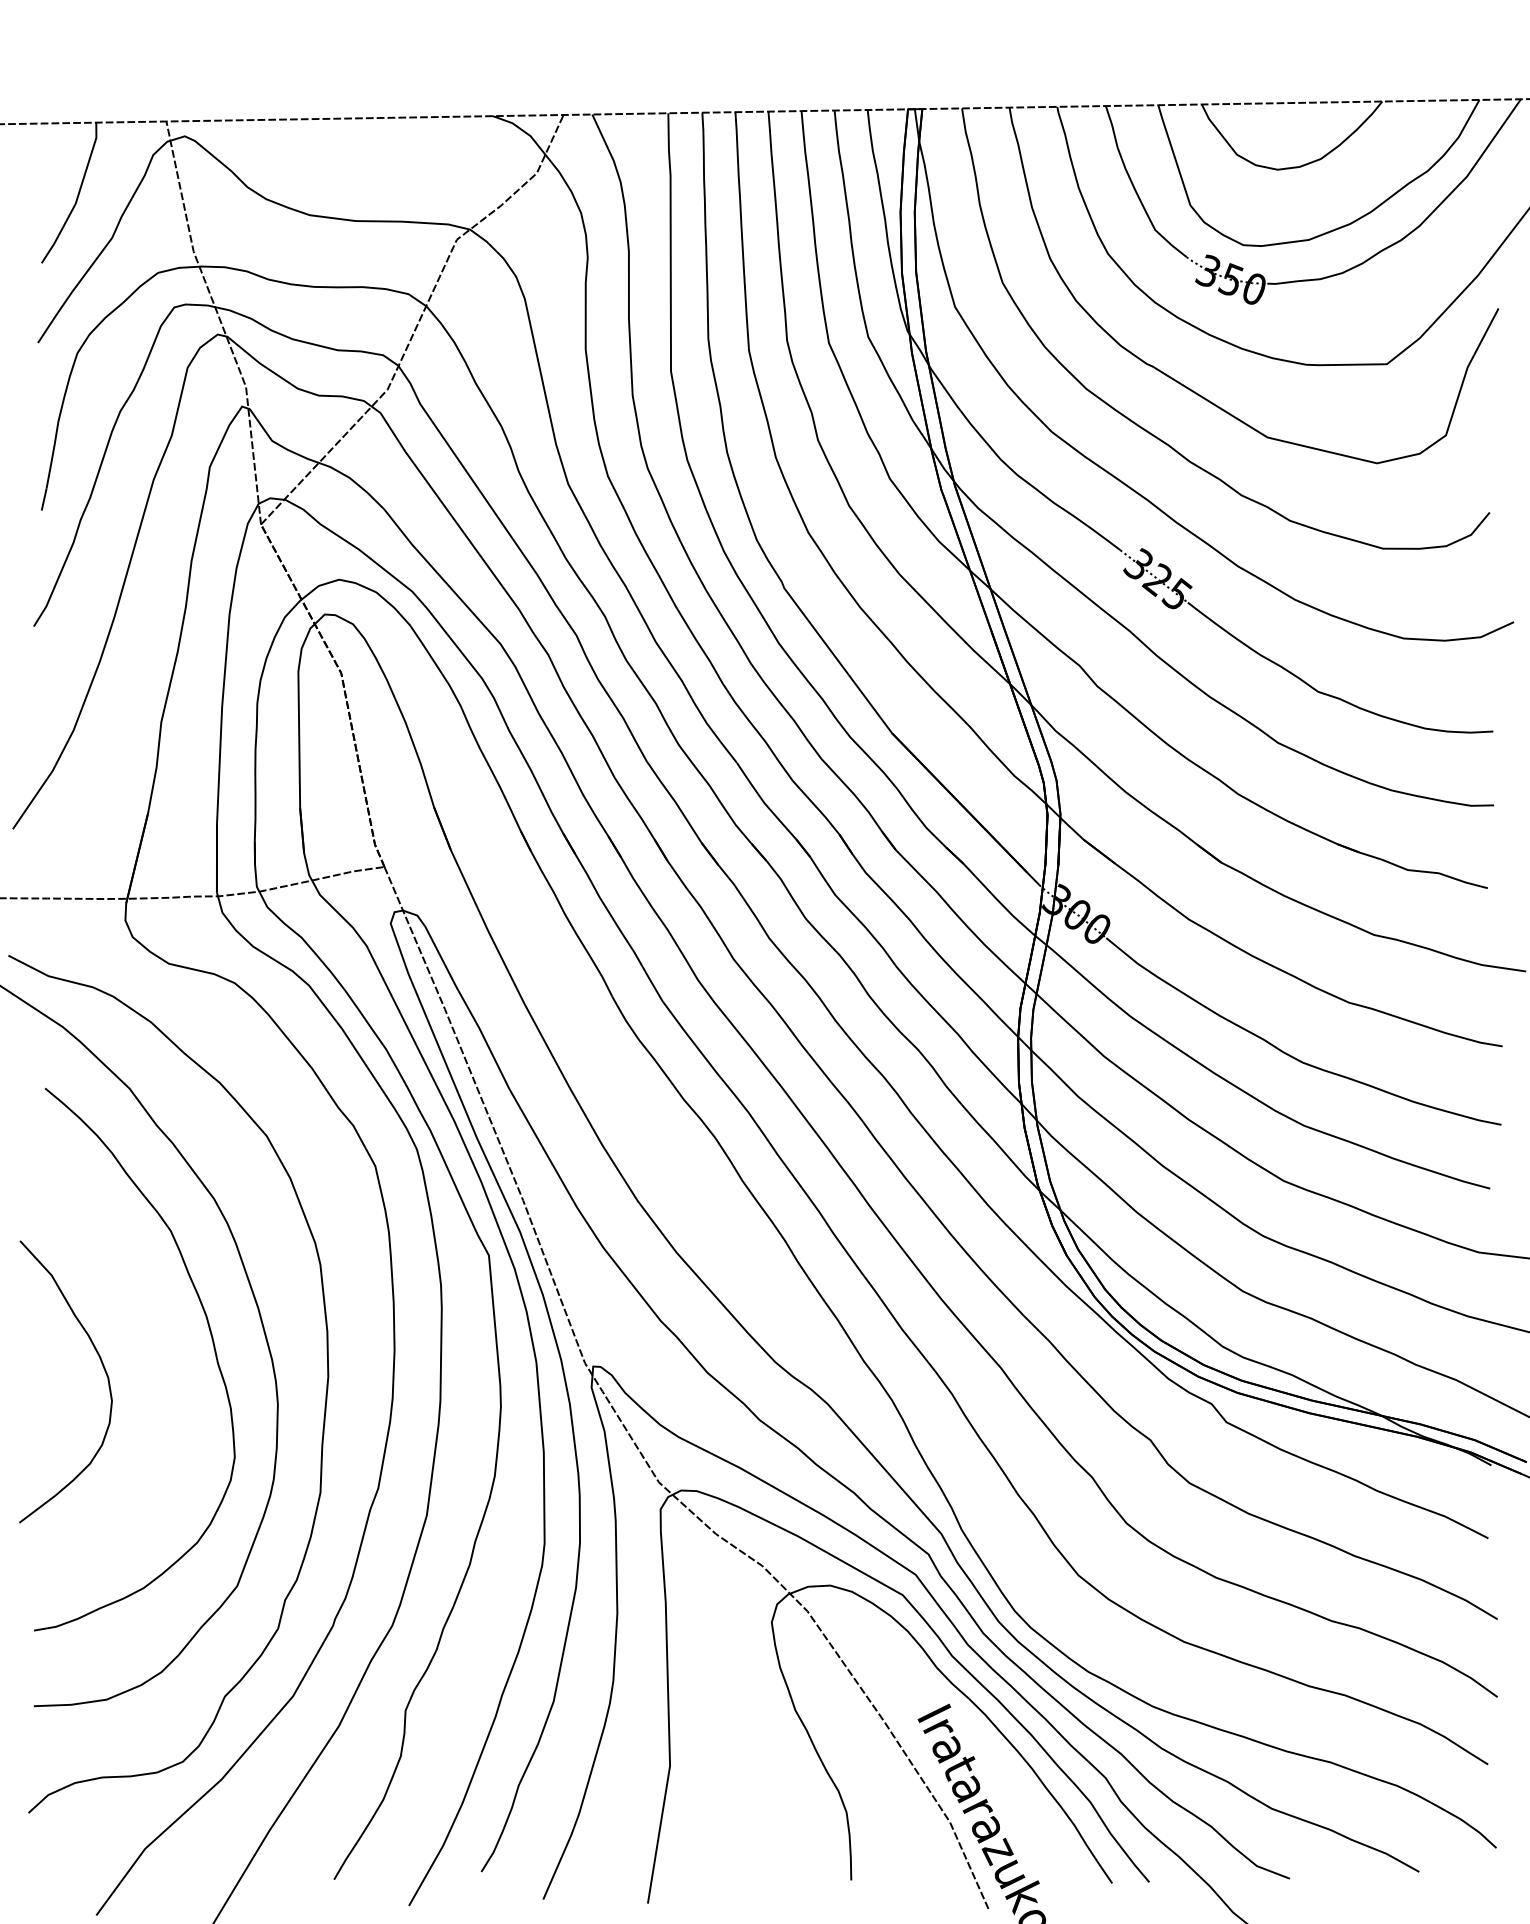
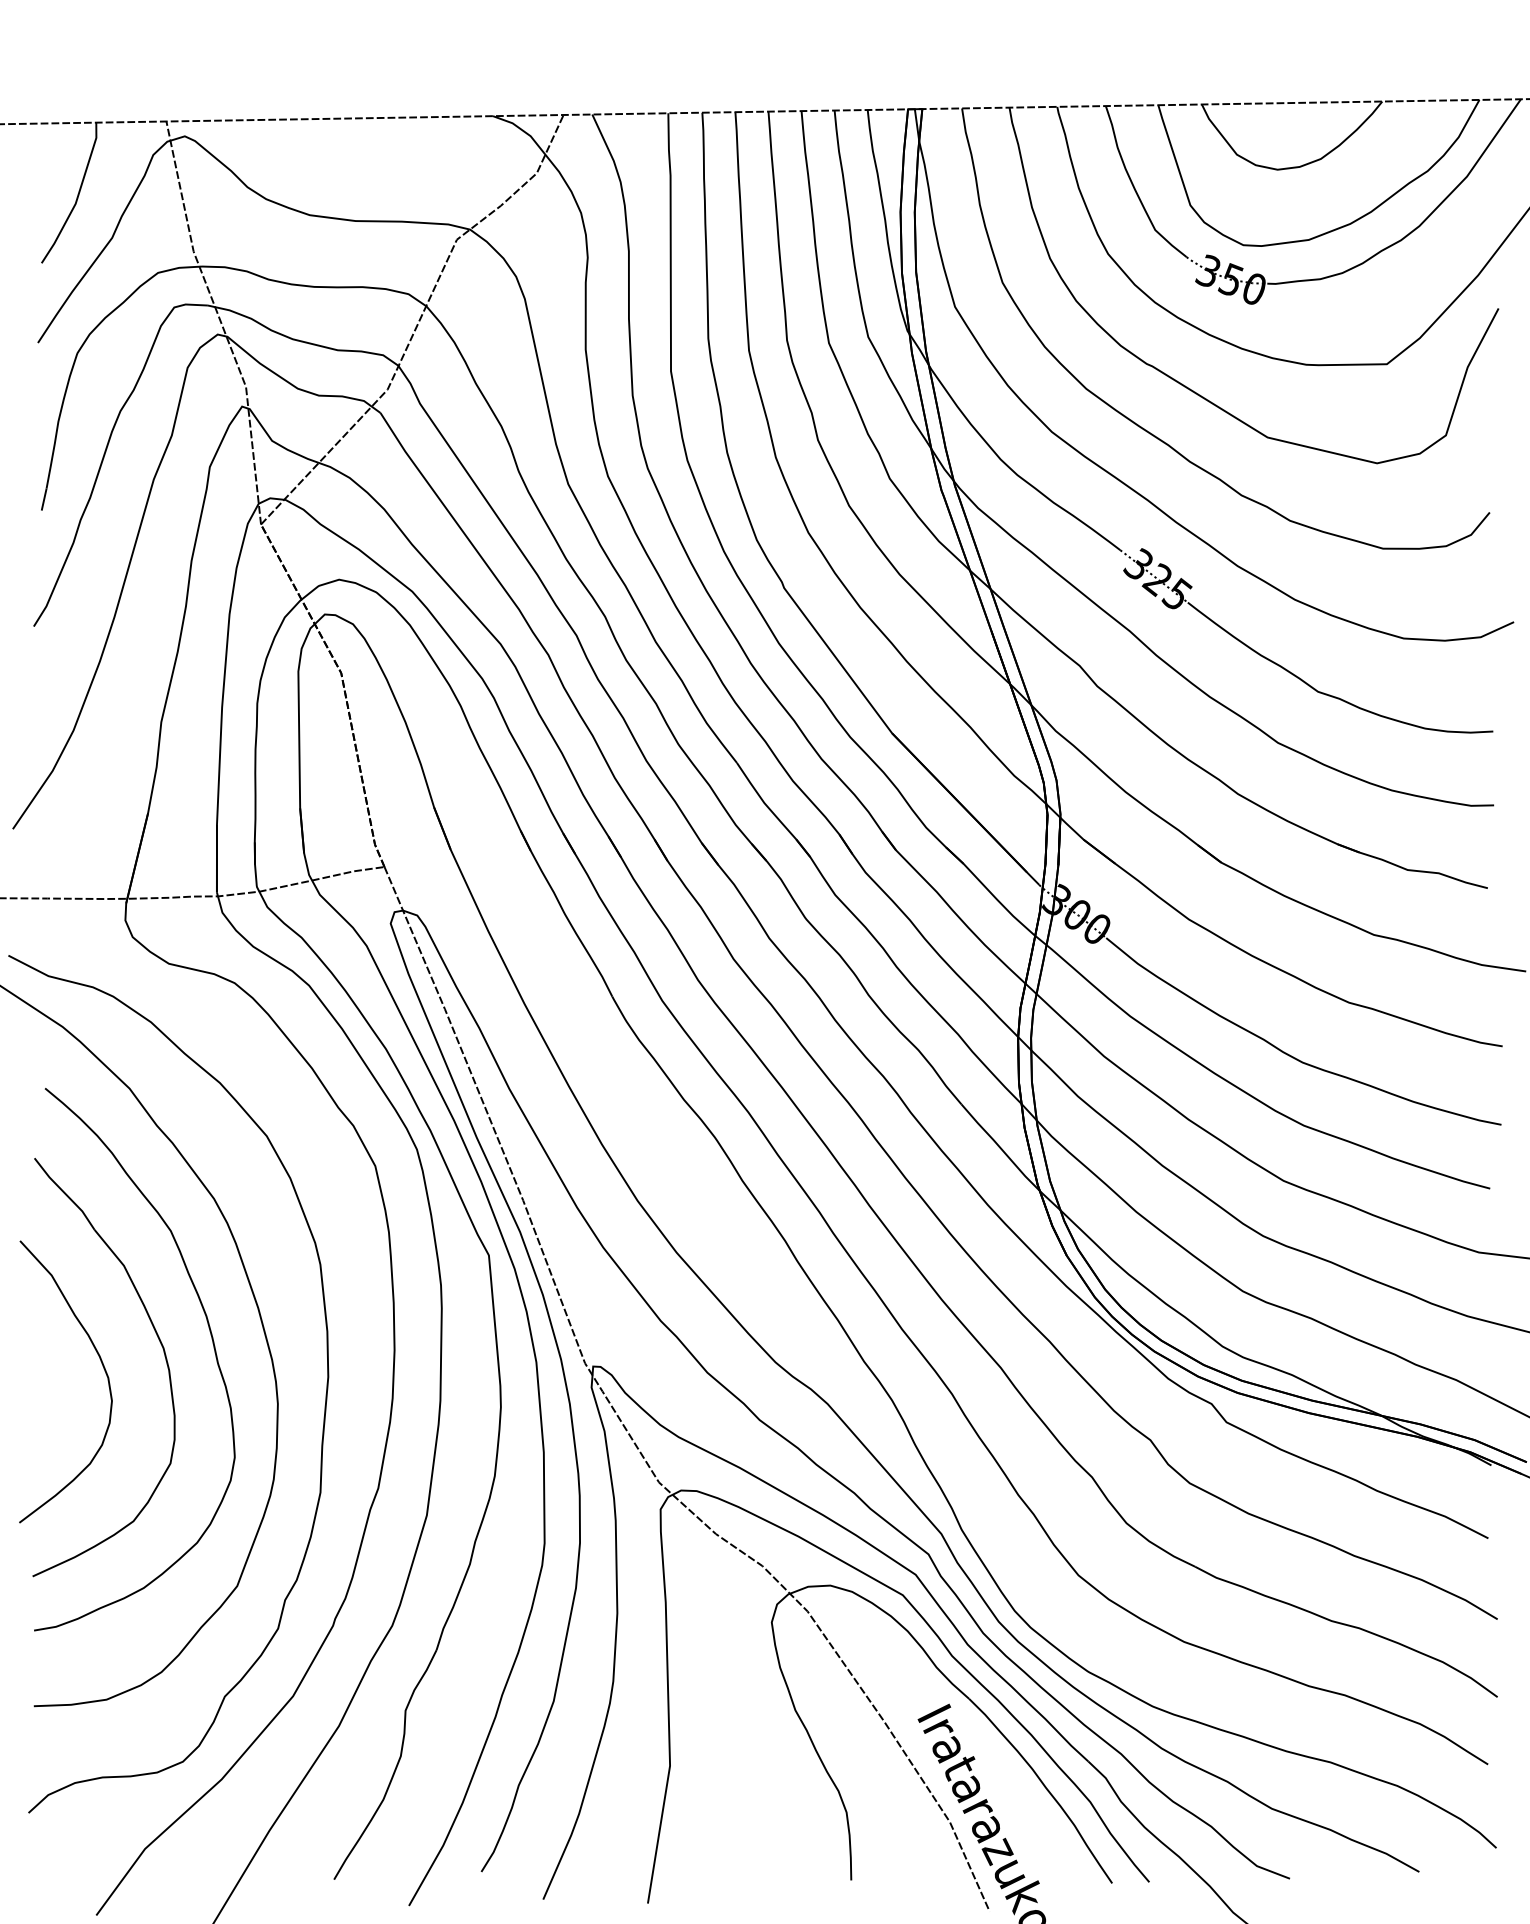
part: none -> present (159, 1342)
